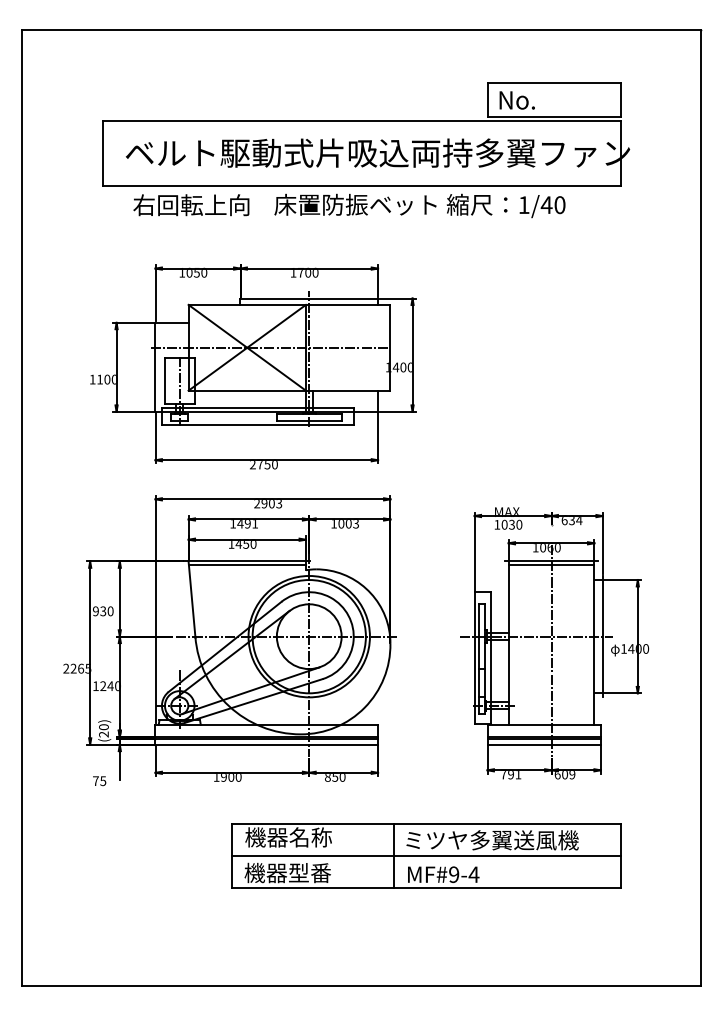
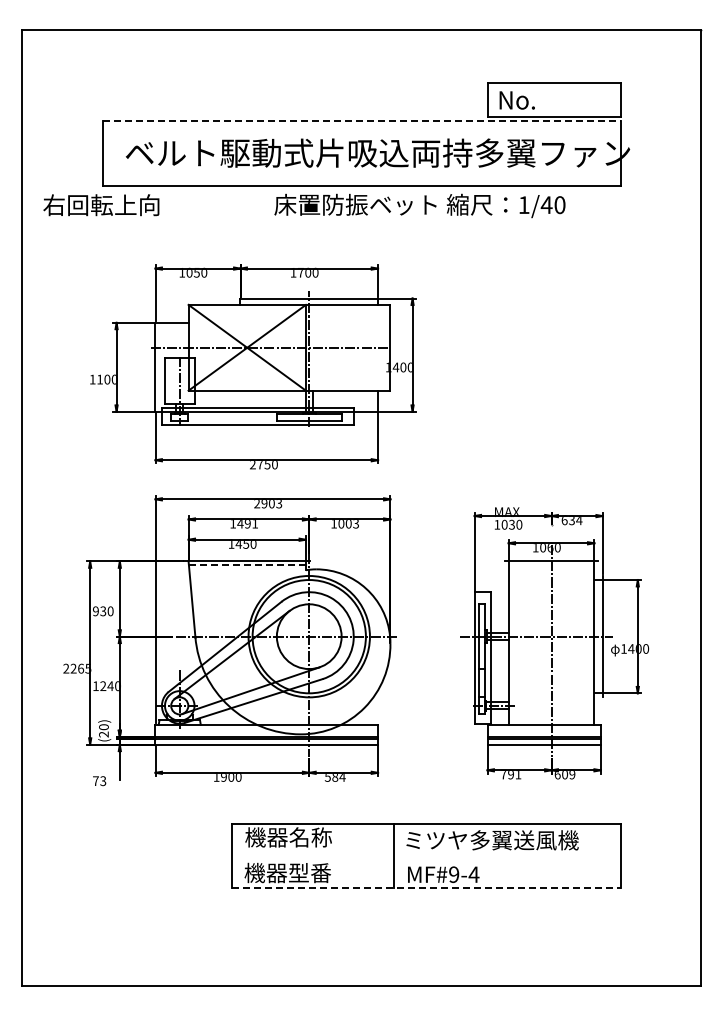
line: solid -> dashed (361, 121)
text position: (191, 205) -> (101, 205) (101, 205)
line: solid -> dashed (246, 565)
line: present -> none (551, 565)
text: 850 -> 584 (334, 777)
text: 75 -> 73 (103, 780)
line: present -> none (426, 856)
line: solid -> dashed (426, 888)
